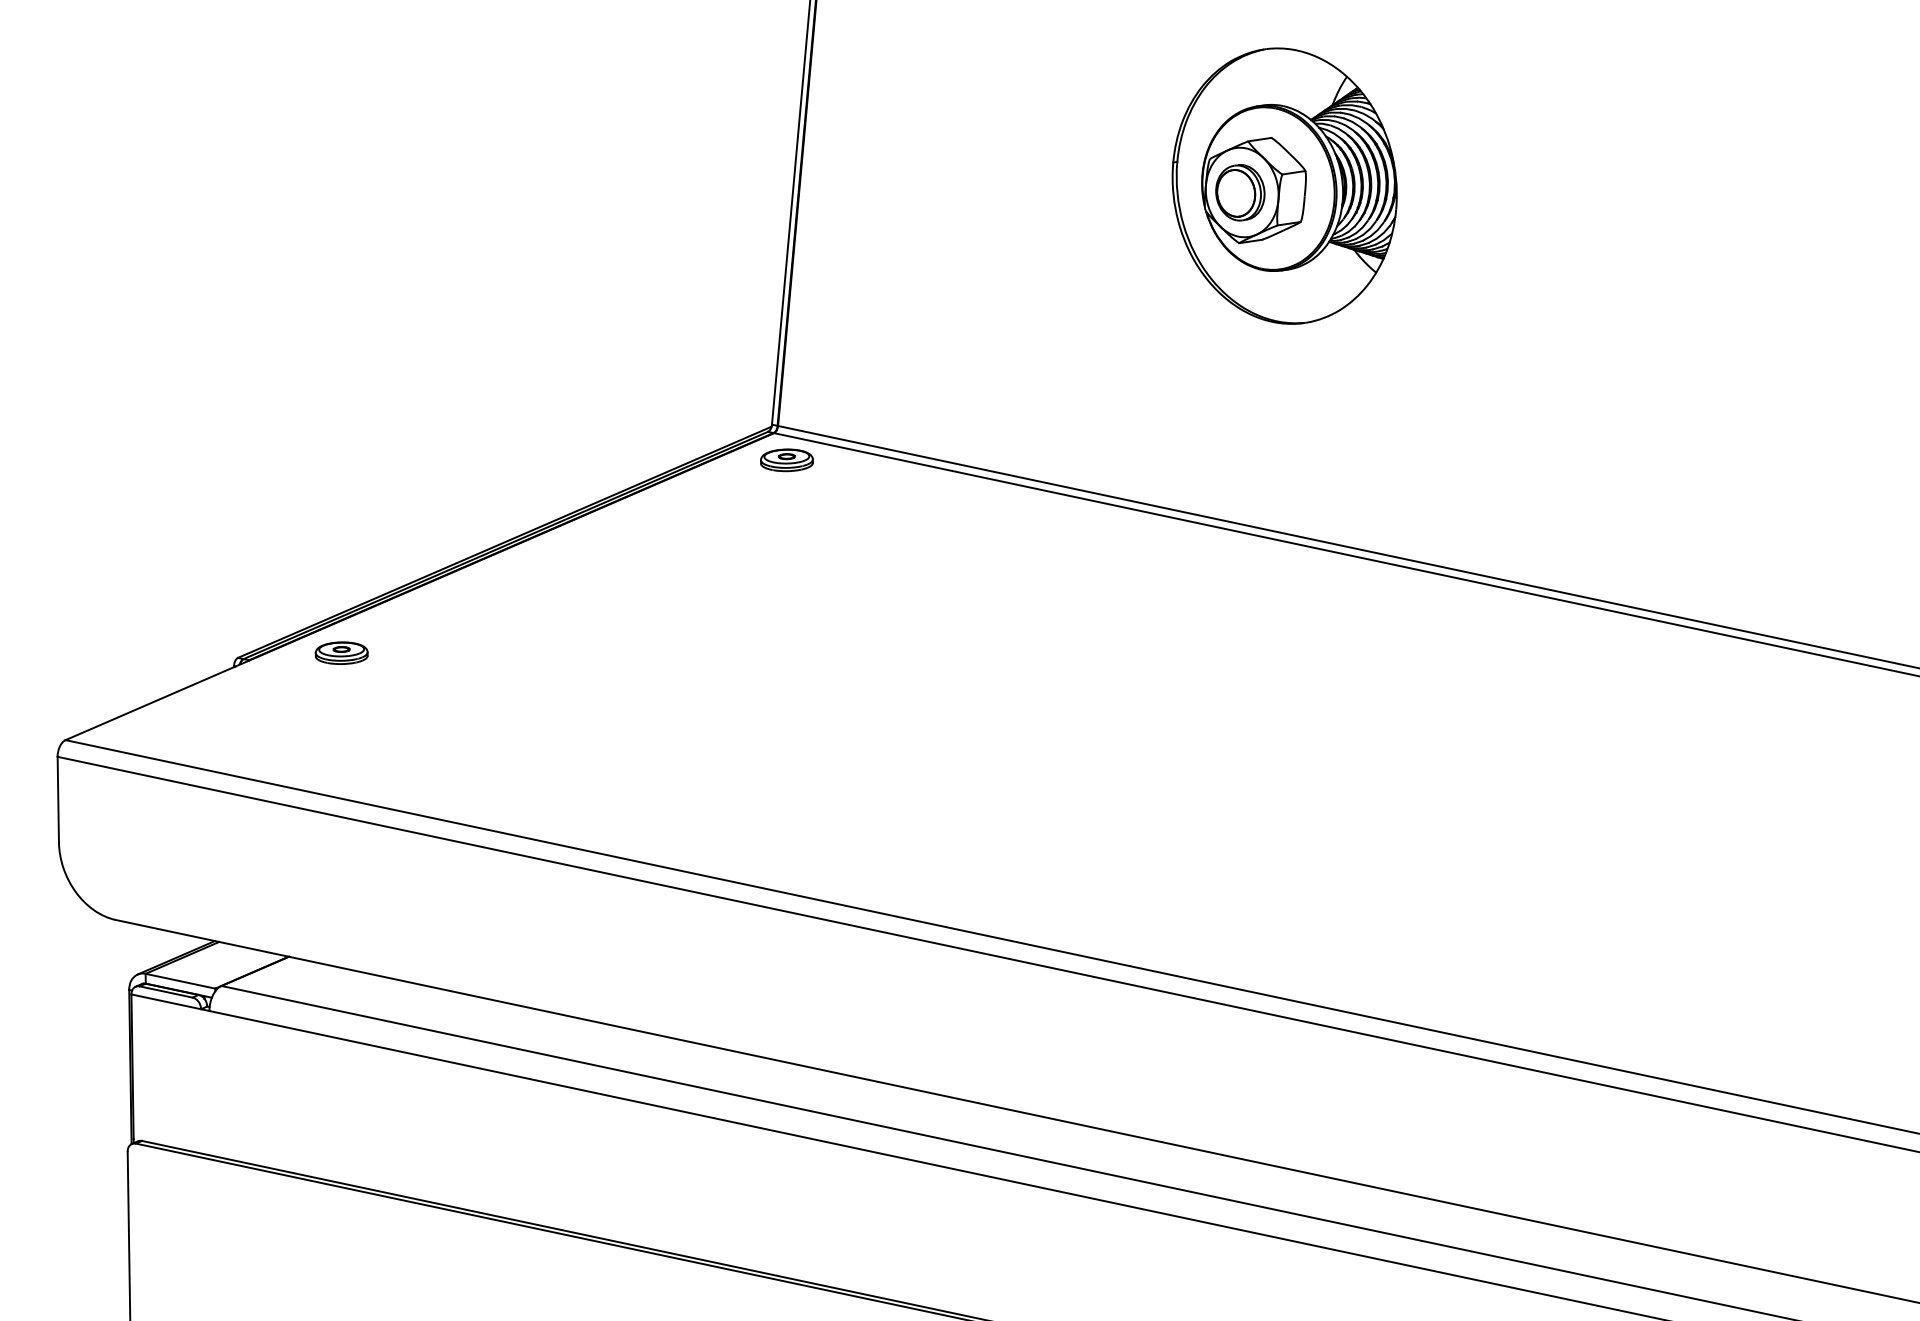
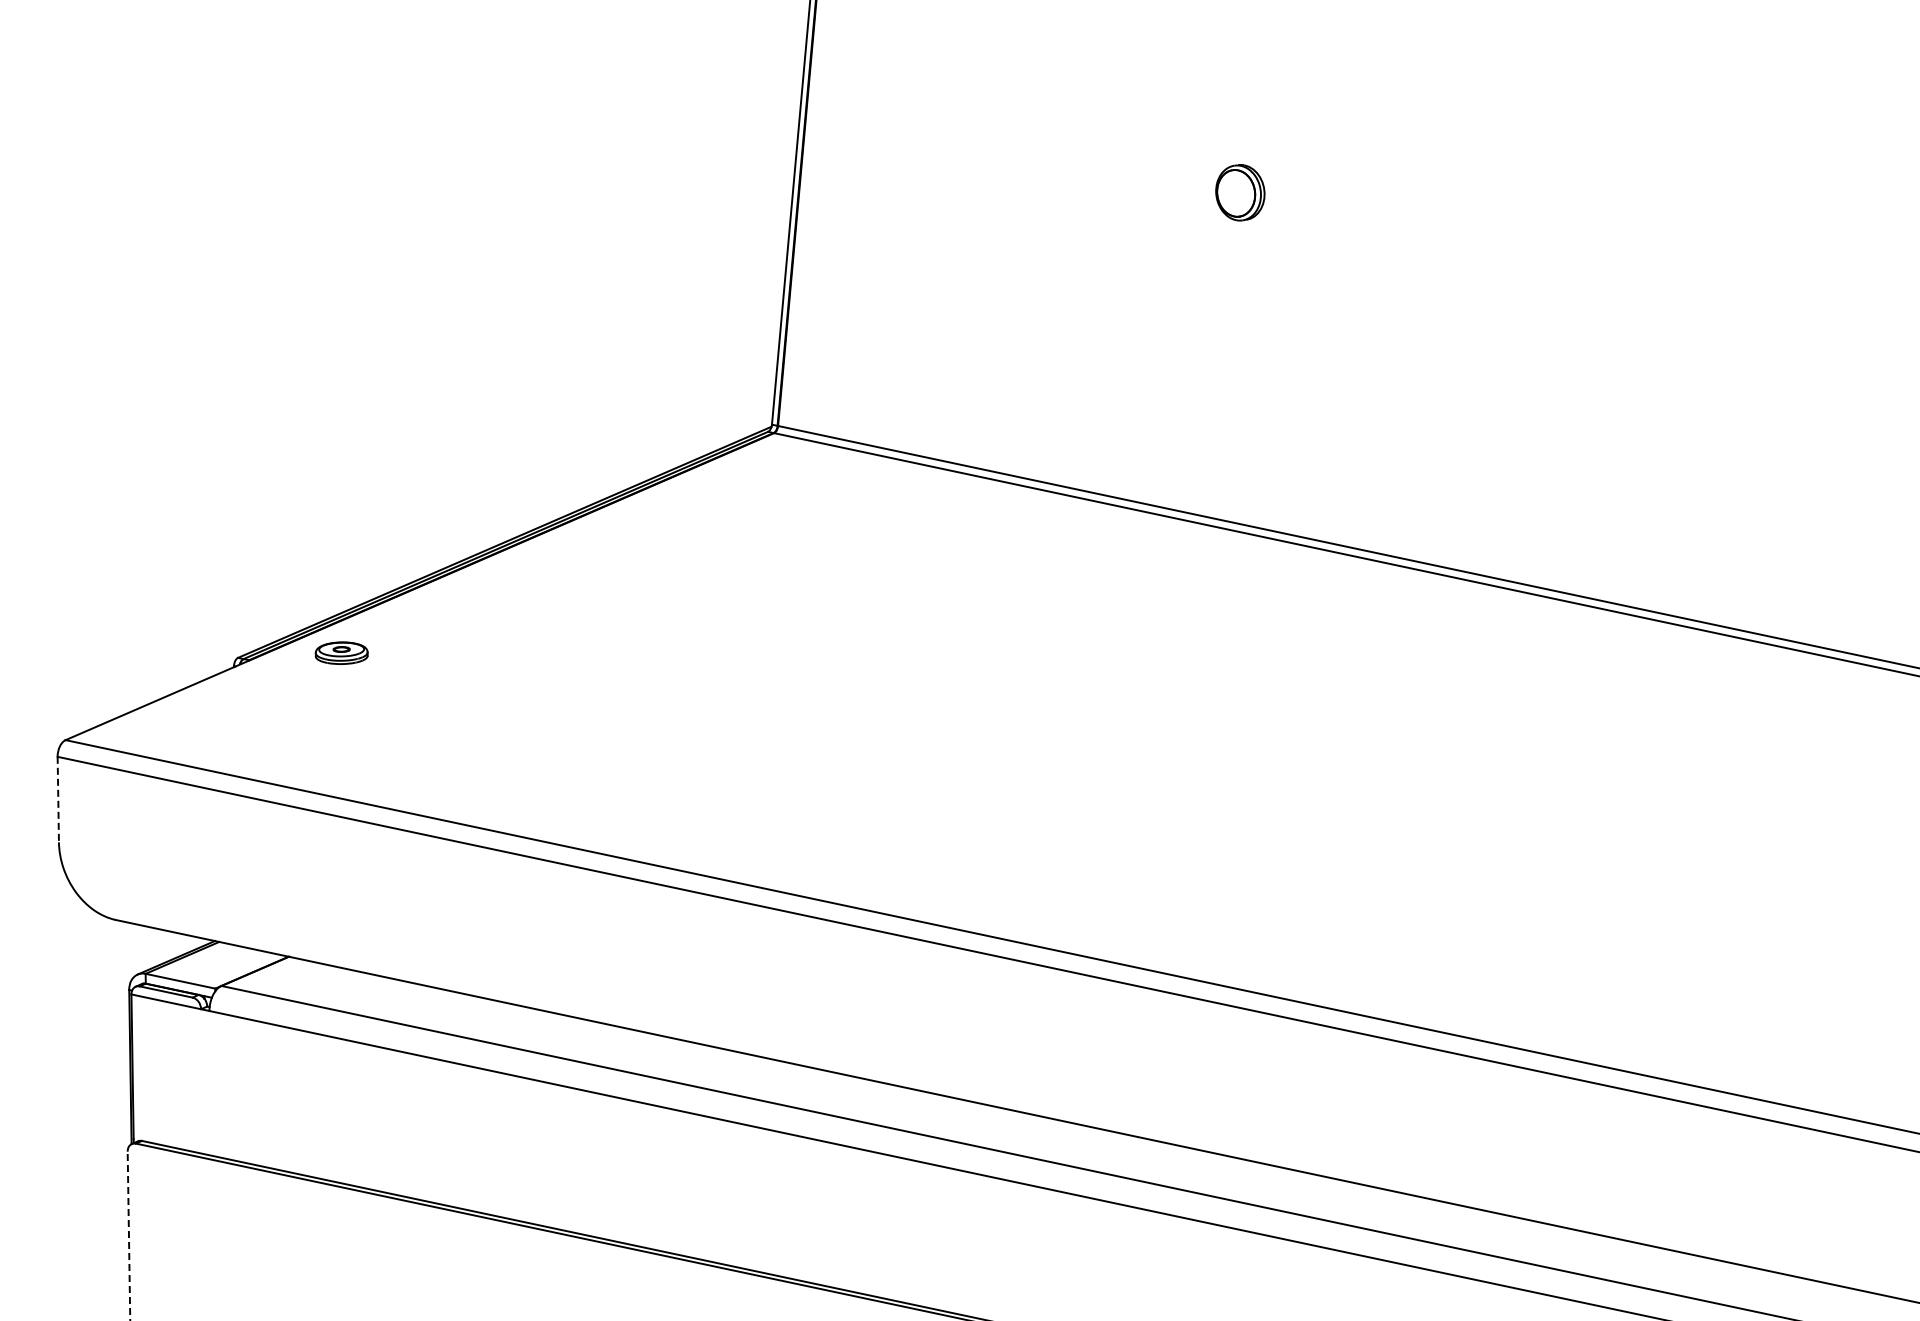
part: present -> none (1284, 185)
part: present -> none (786, 460)
line: solid -> dashed (58, 799)
line: solid -> dashed (128, 1235)
